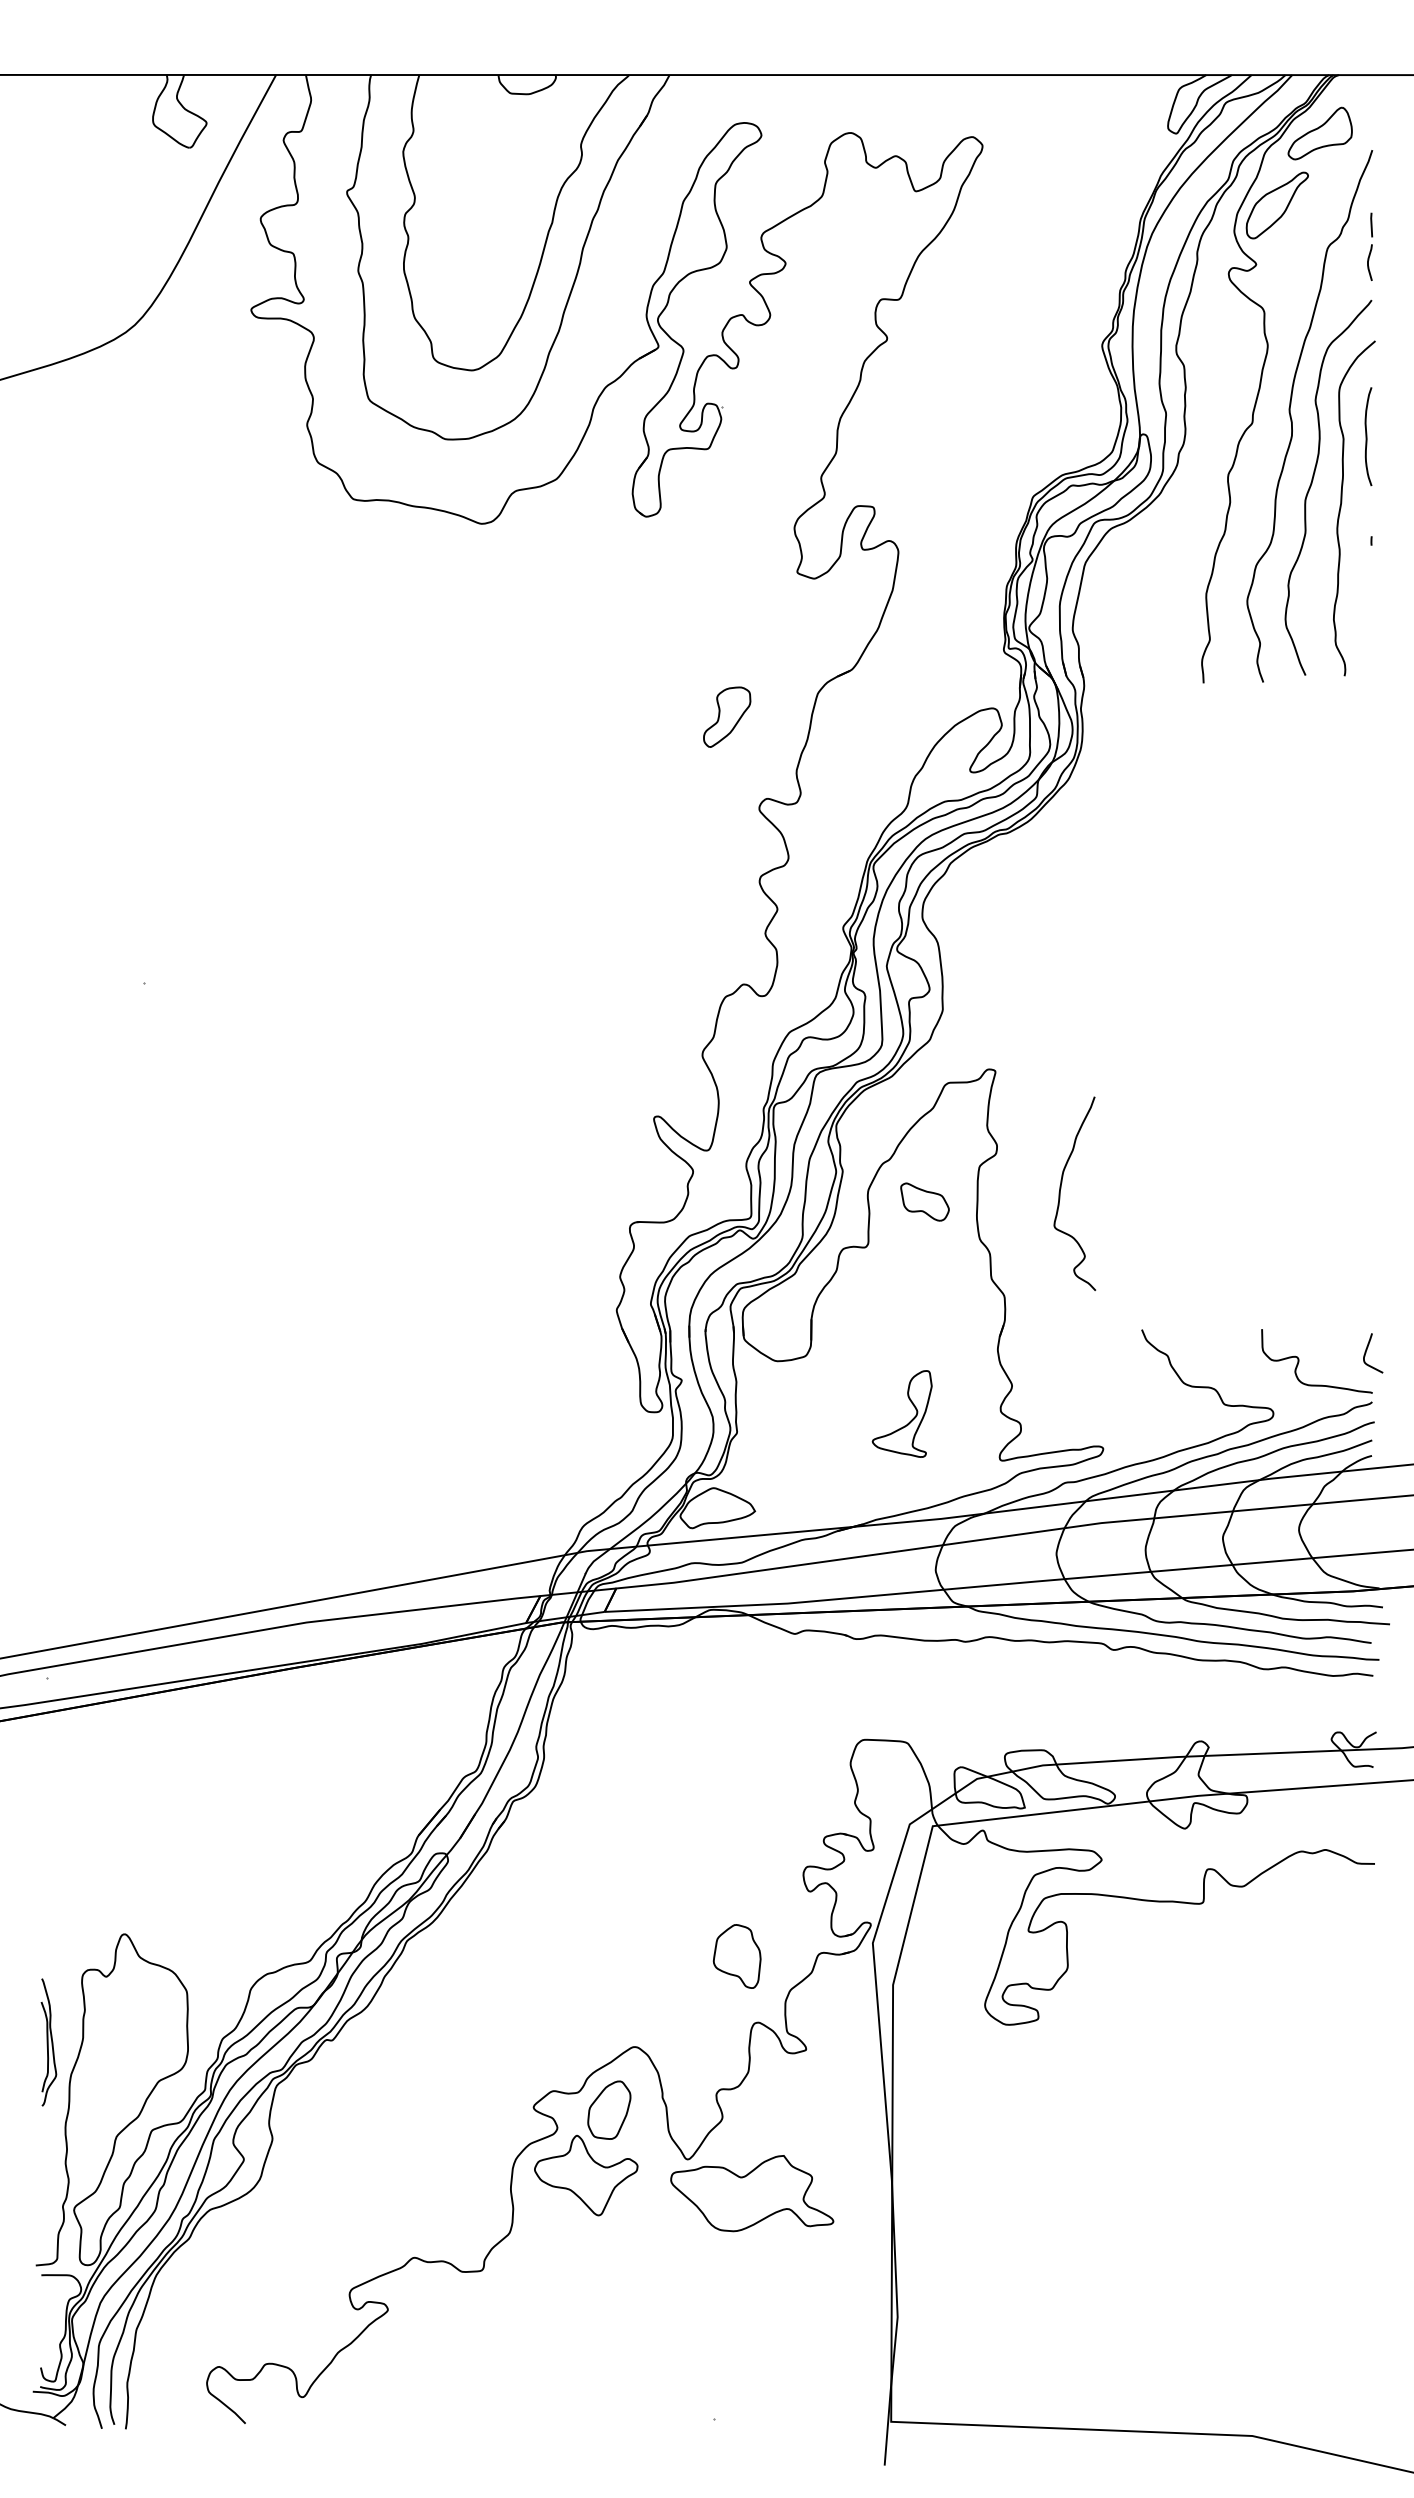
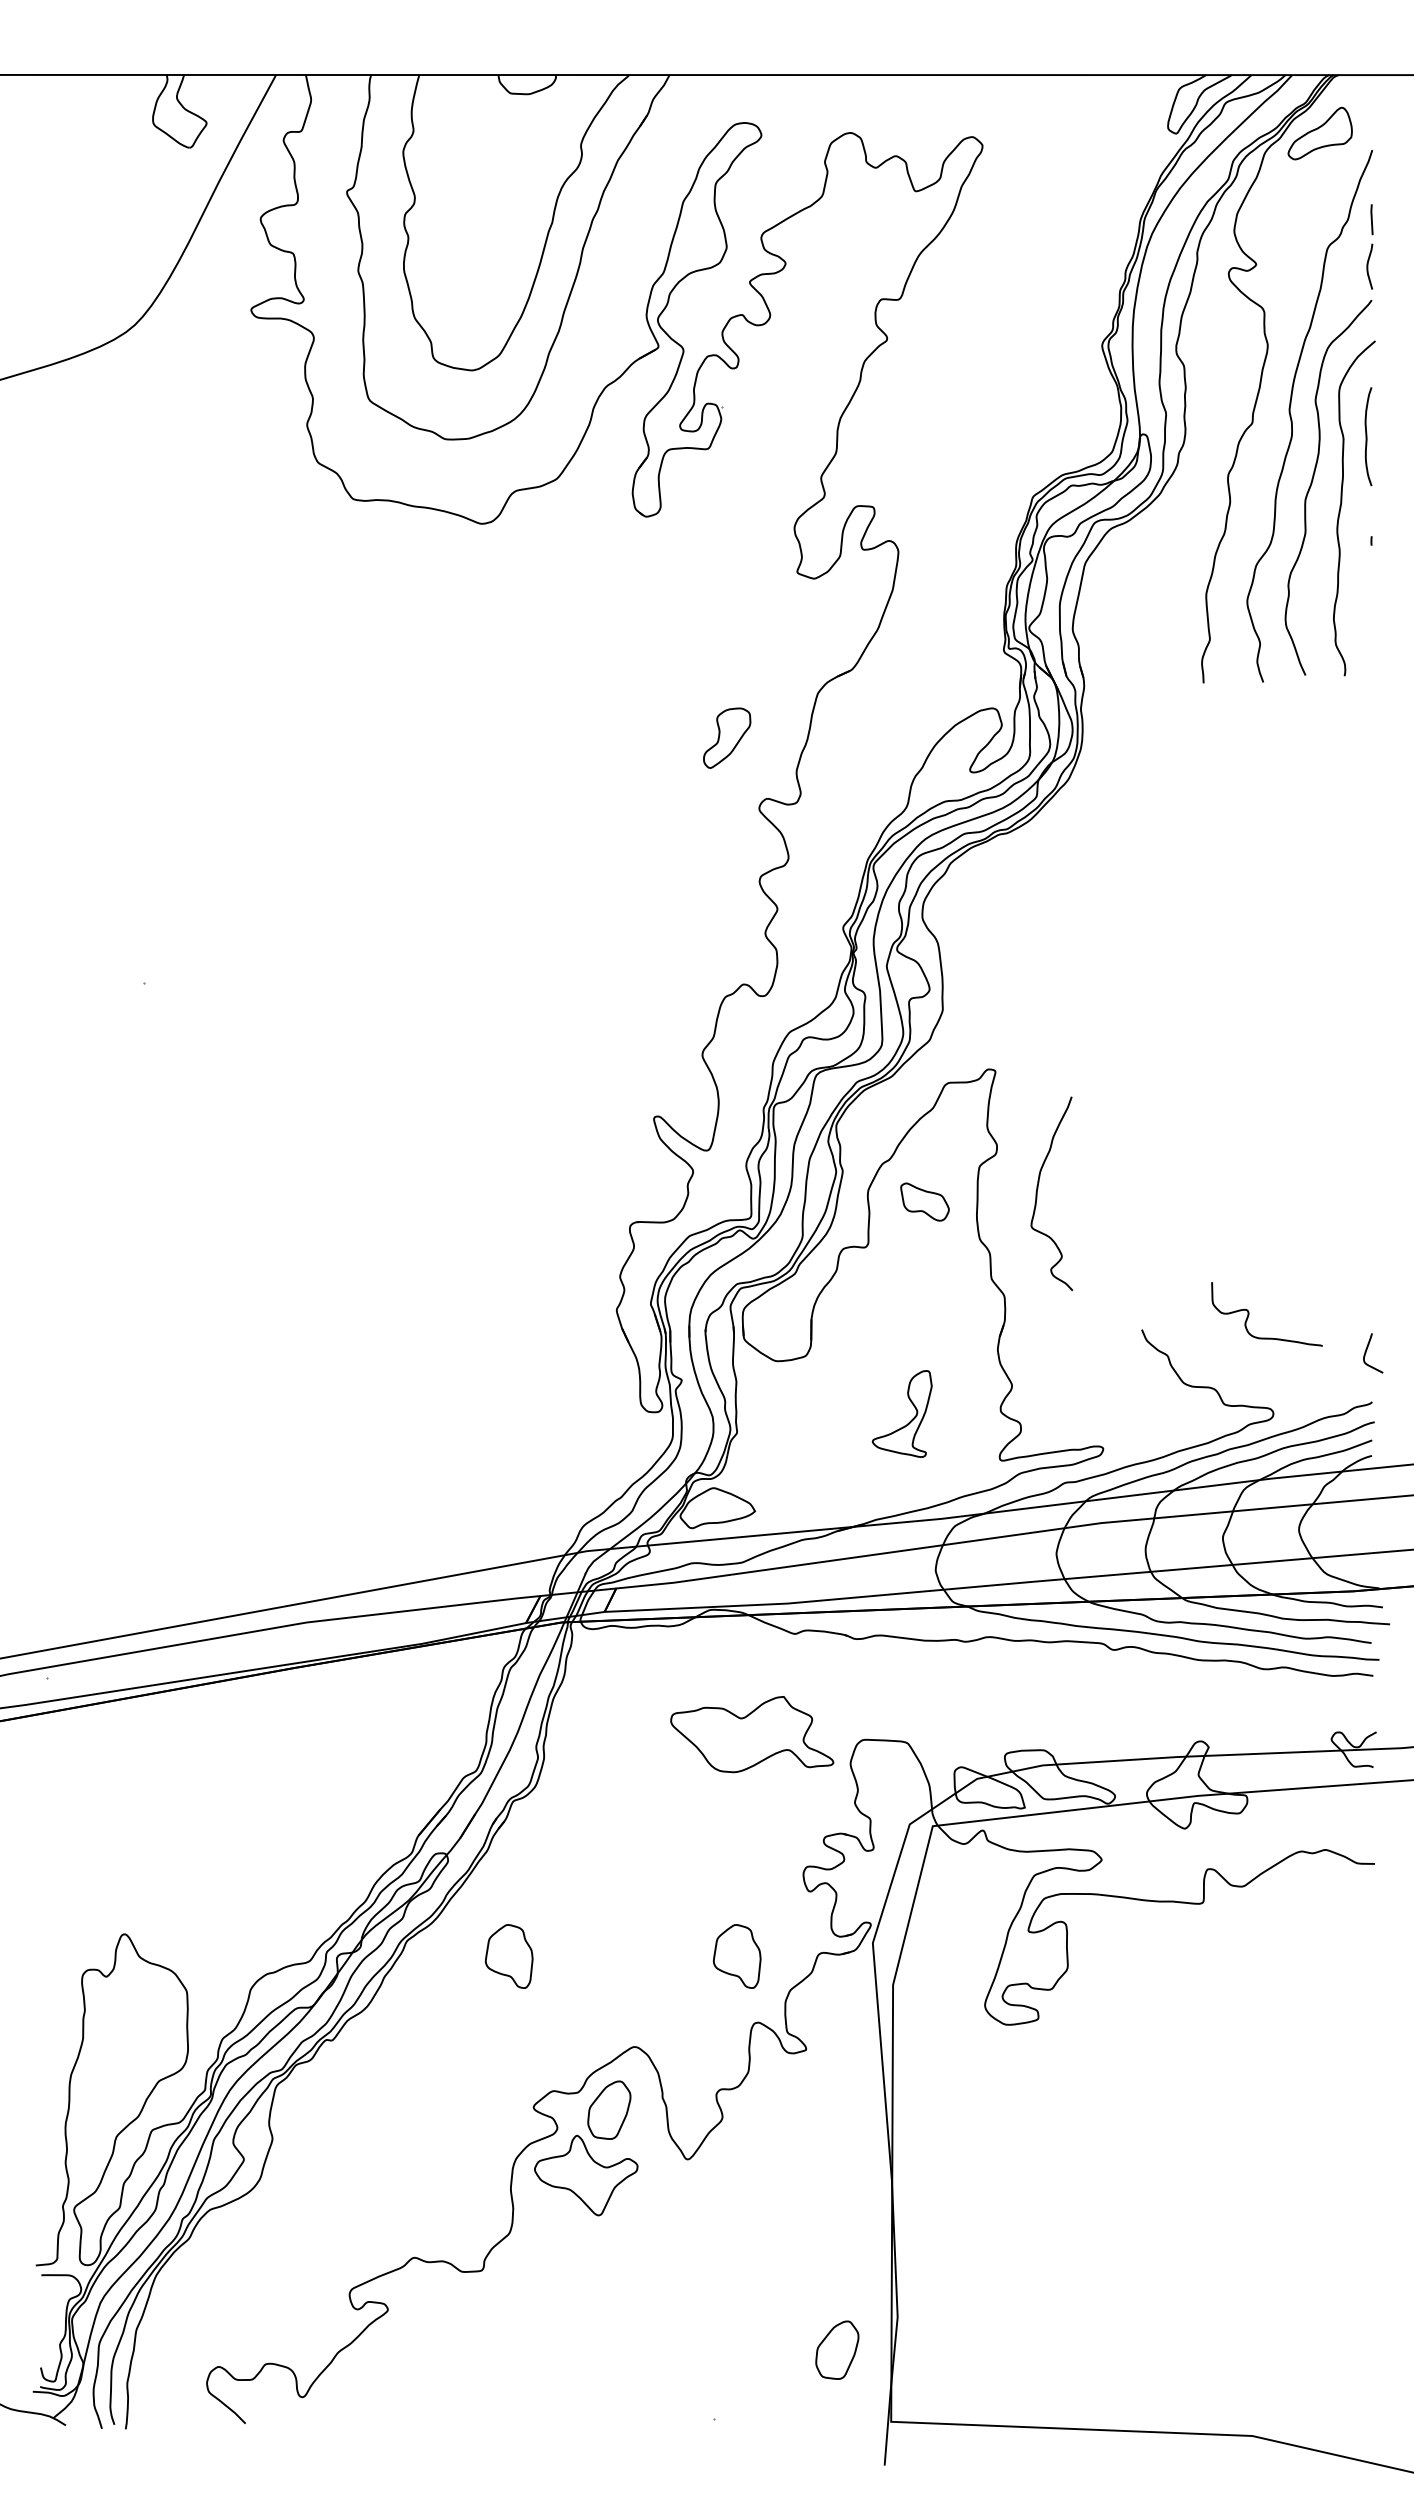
part: present -> none (1276, 205)
part size: 7x69 px -> 8x86 px (1369, 246)
part position: (727, 716) -> (727, 737) (727, 737)
curve position: (1061, 1188) -> (1038, 1188) (1038, 1188)
curve position: (1299, 1361) -> (1249, 1314) (1249, 1314)
part: none -> present (508, 1956)
part: present -> none (48, 2042)
part position: (752, 2193) -> (752, 1734) (752, 1734)
part: none -> present (837, 2349)
